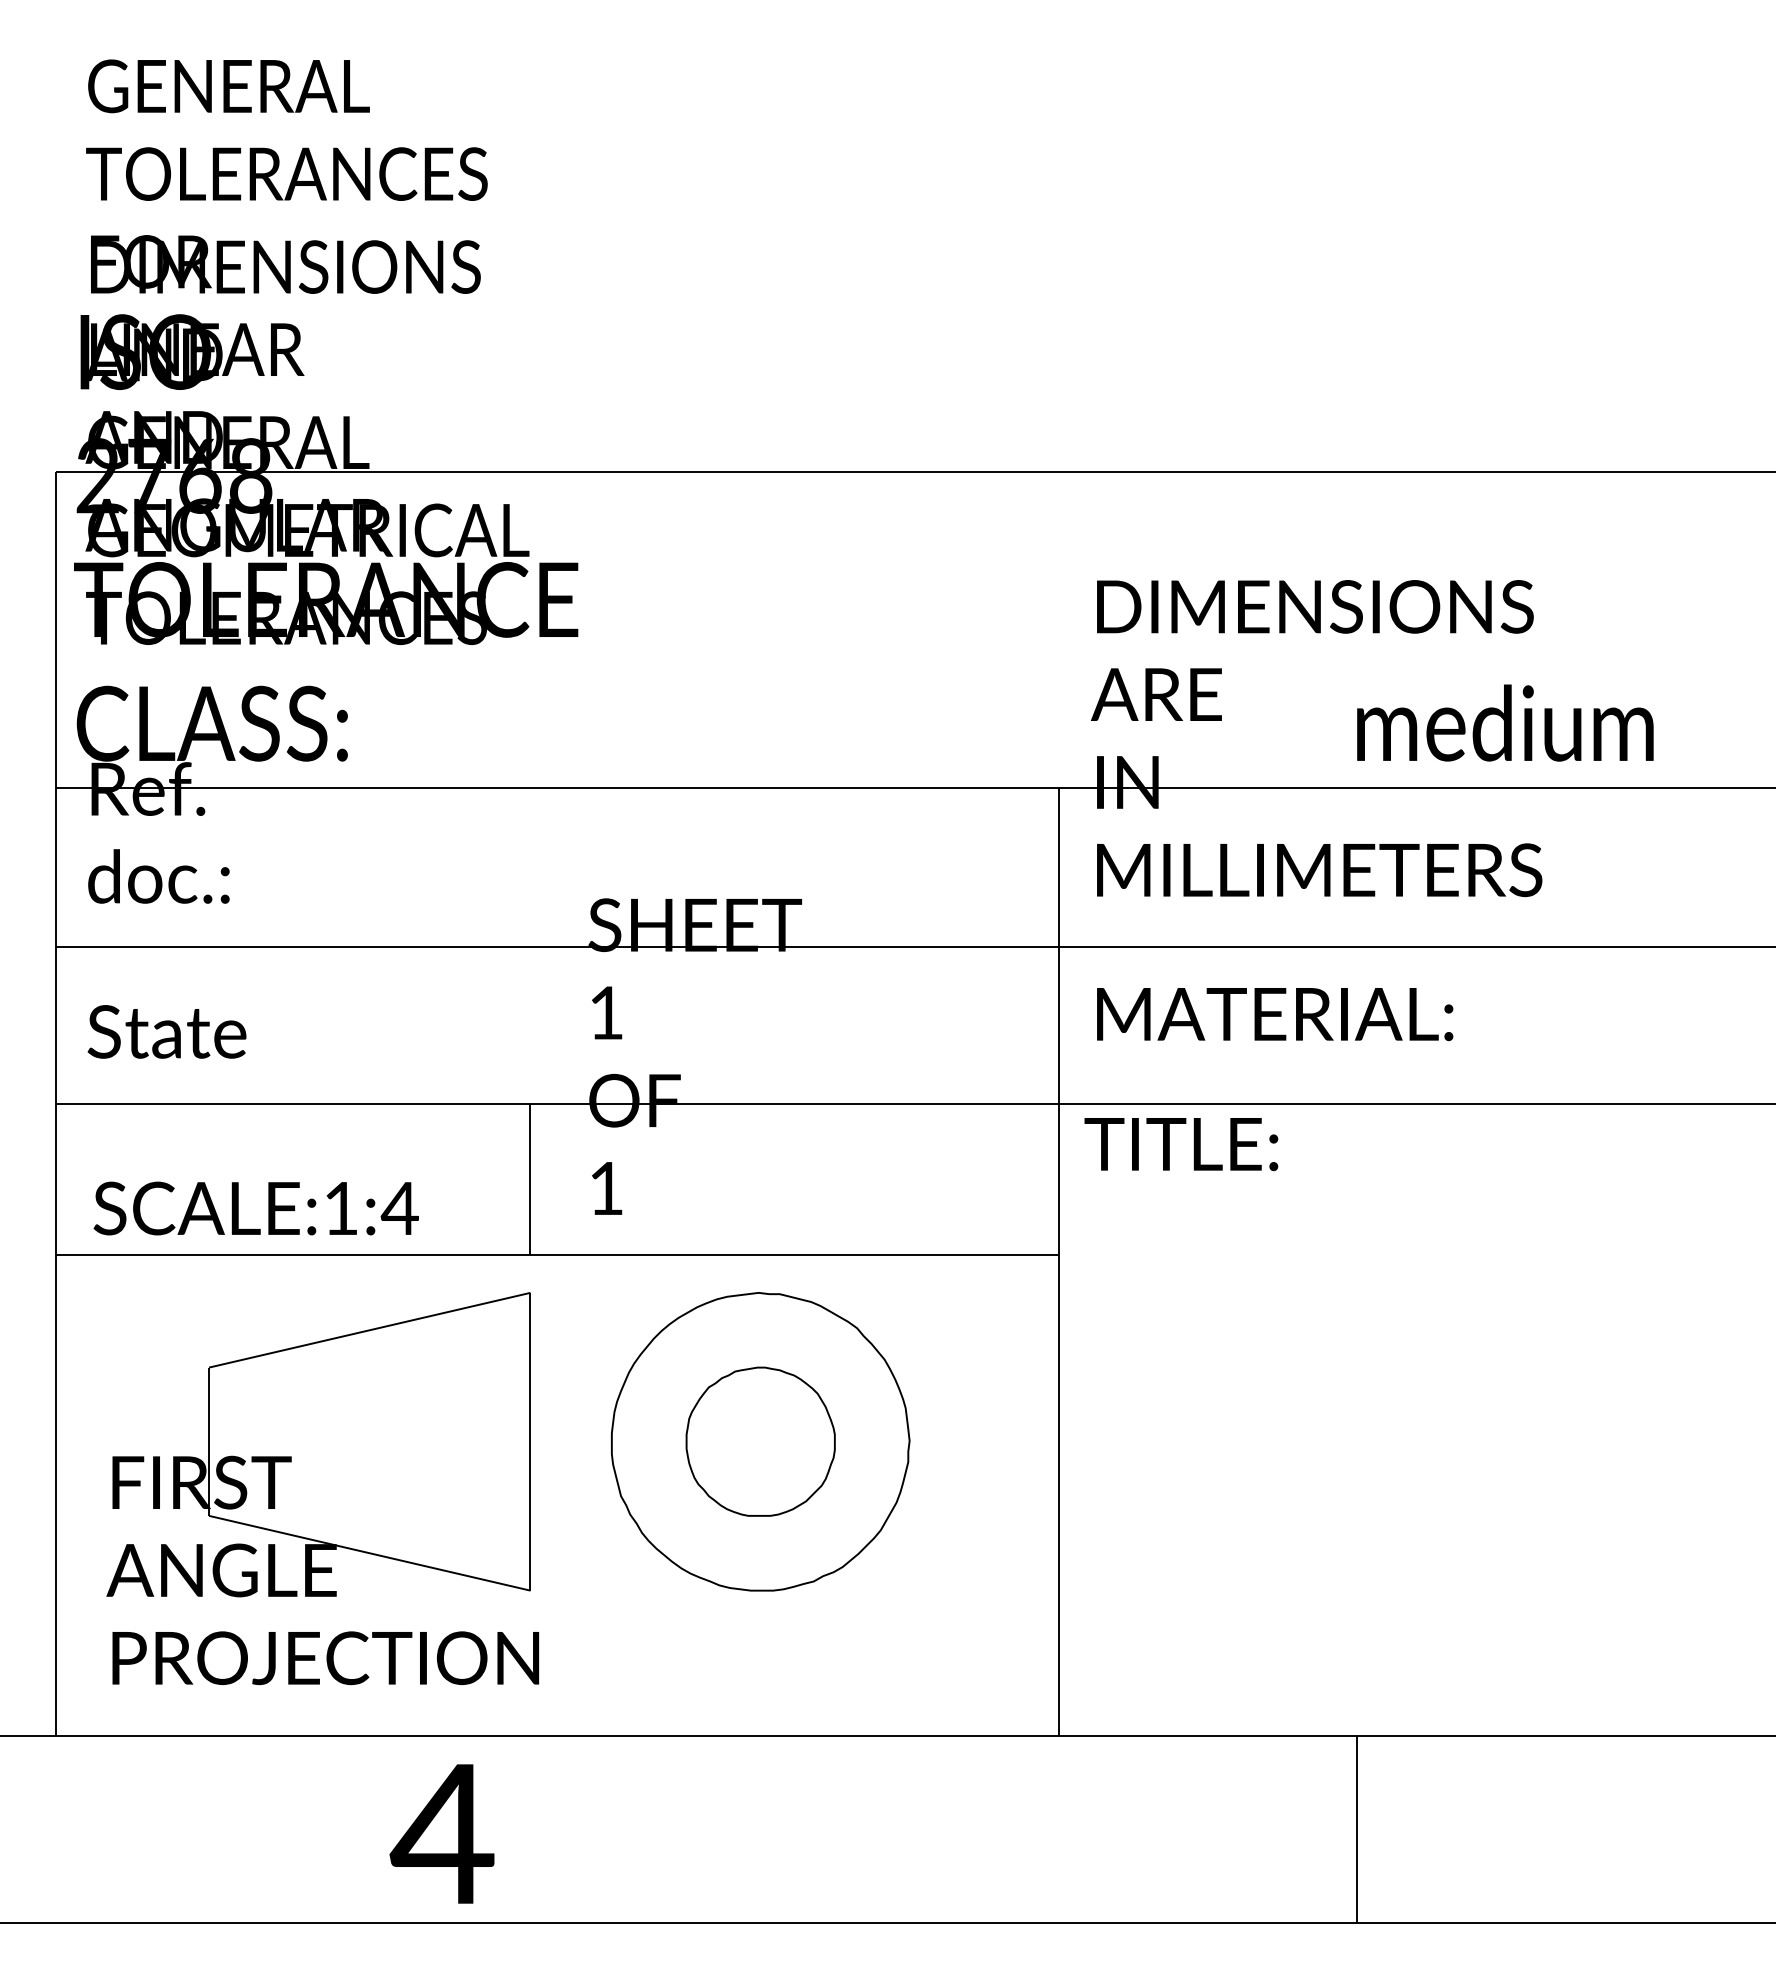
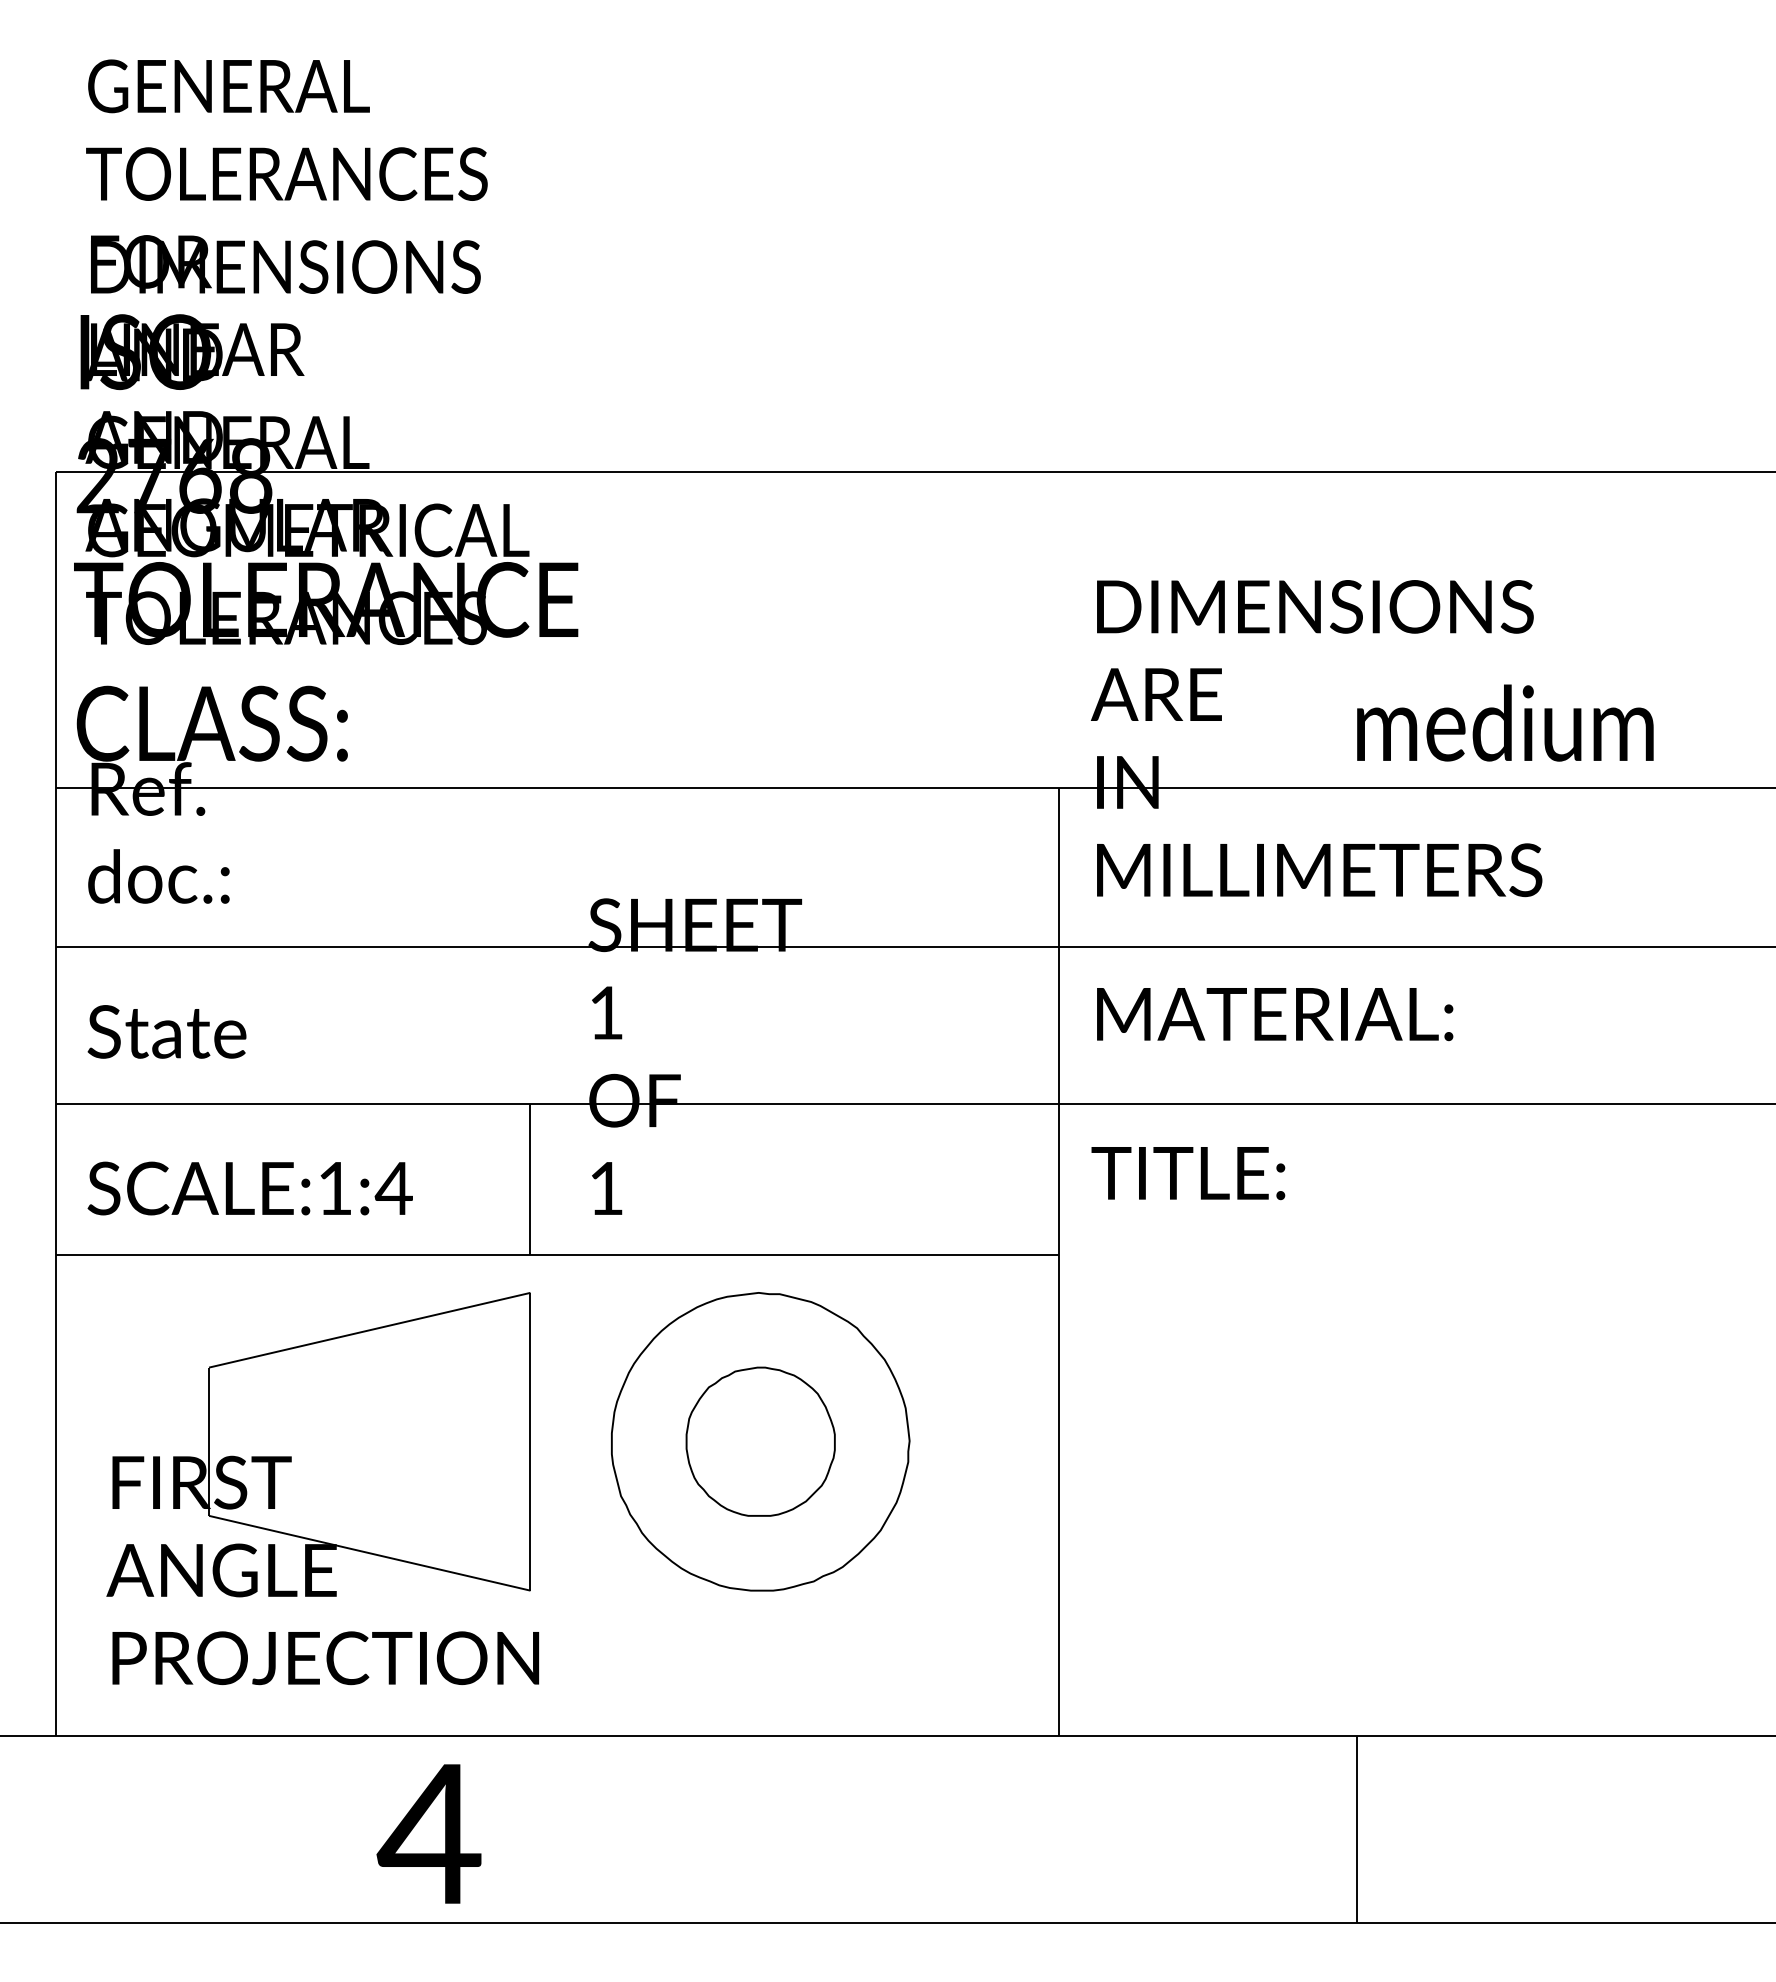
text position: (1181, 1144) -> (1188, 1173) (1188, 1173)
text position: (255, 1208) -> (249, 1188) (249, 1188)
text position: (441, 1833) -> (428, 1833) (428, 1833)
